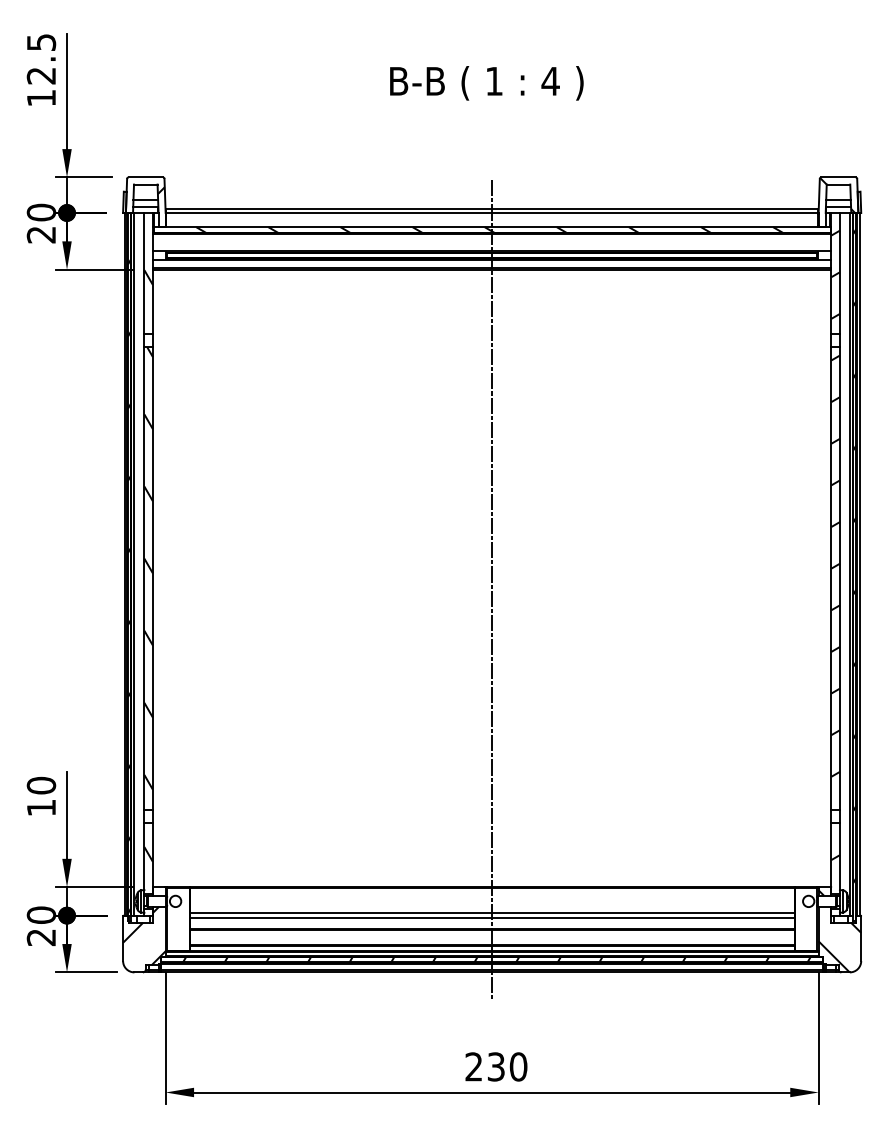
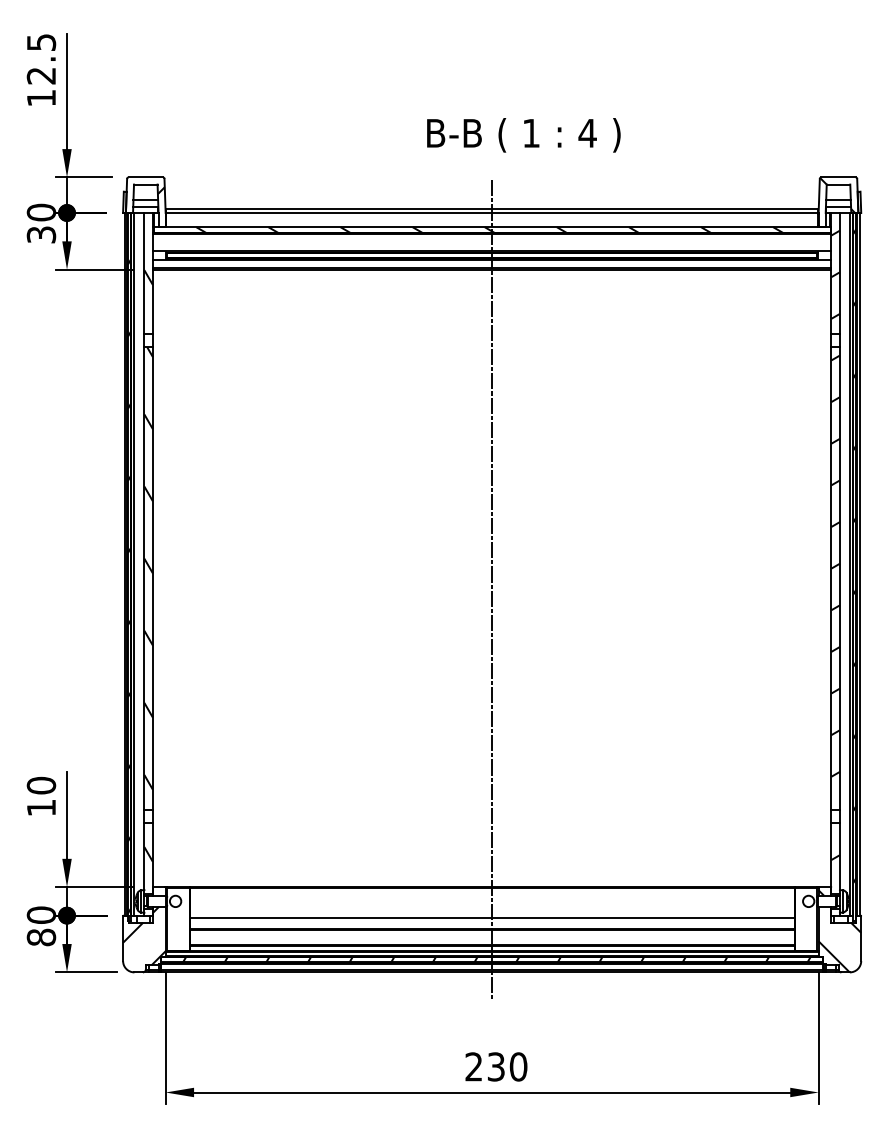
text position: (486, 83) -> (523, 135) (523, 135)
text: 20 -> 30 (41, 234)
line: present -> none (491, 912)
text: 20 -> 80 (41, 937)
